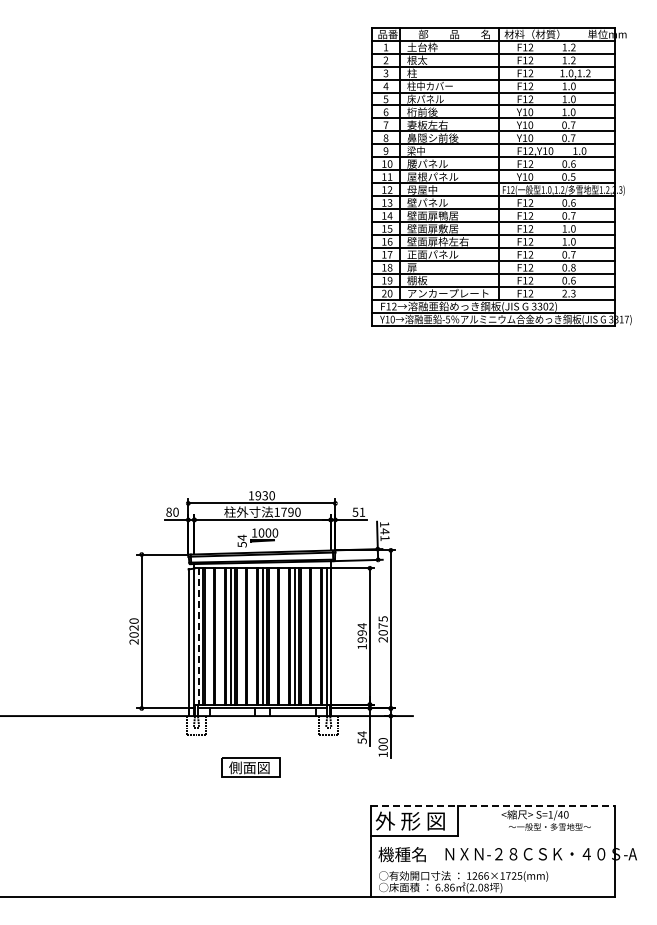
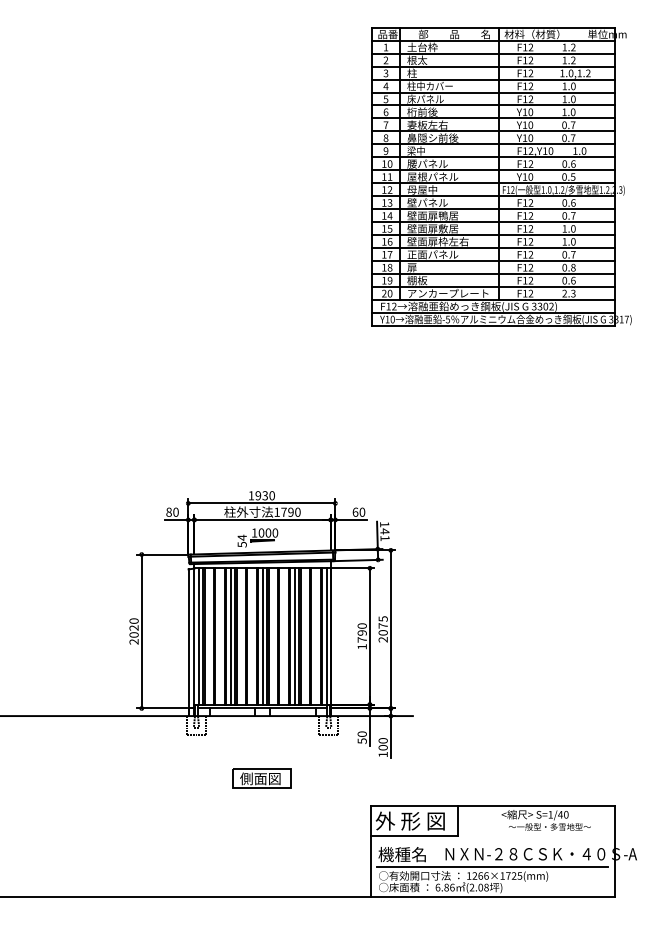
text: 51 -> 60 (358, 511)
text: 1994 -> 1790 (361, 632)
line: dashed -> solid (198, 636)
text: 54 -> 50 (361, 734)
part position: (250, 767) -> (261, 778) (261, 778)
line: dashed -> solid (492, 805)
line: none -> present (492, 866)
